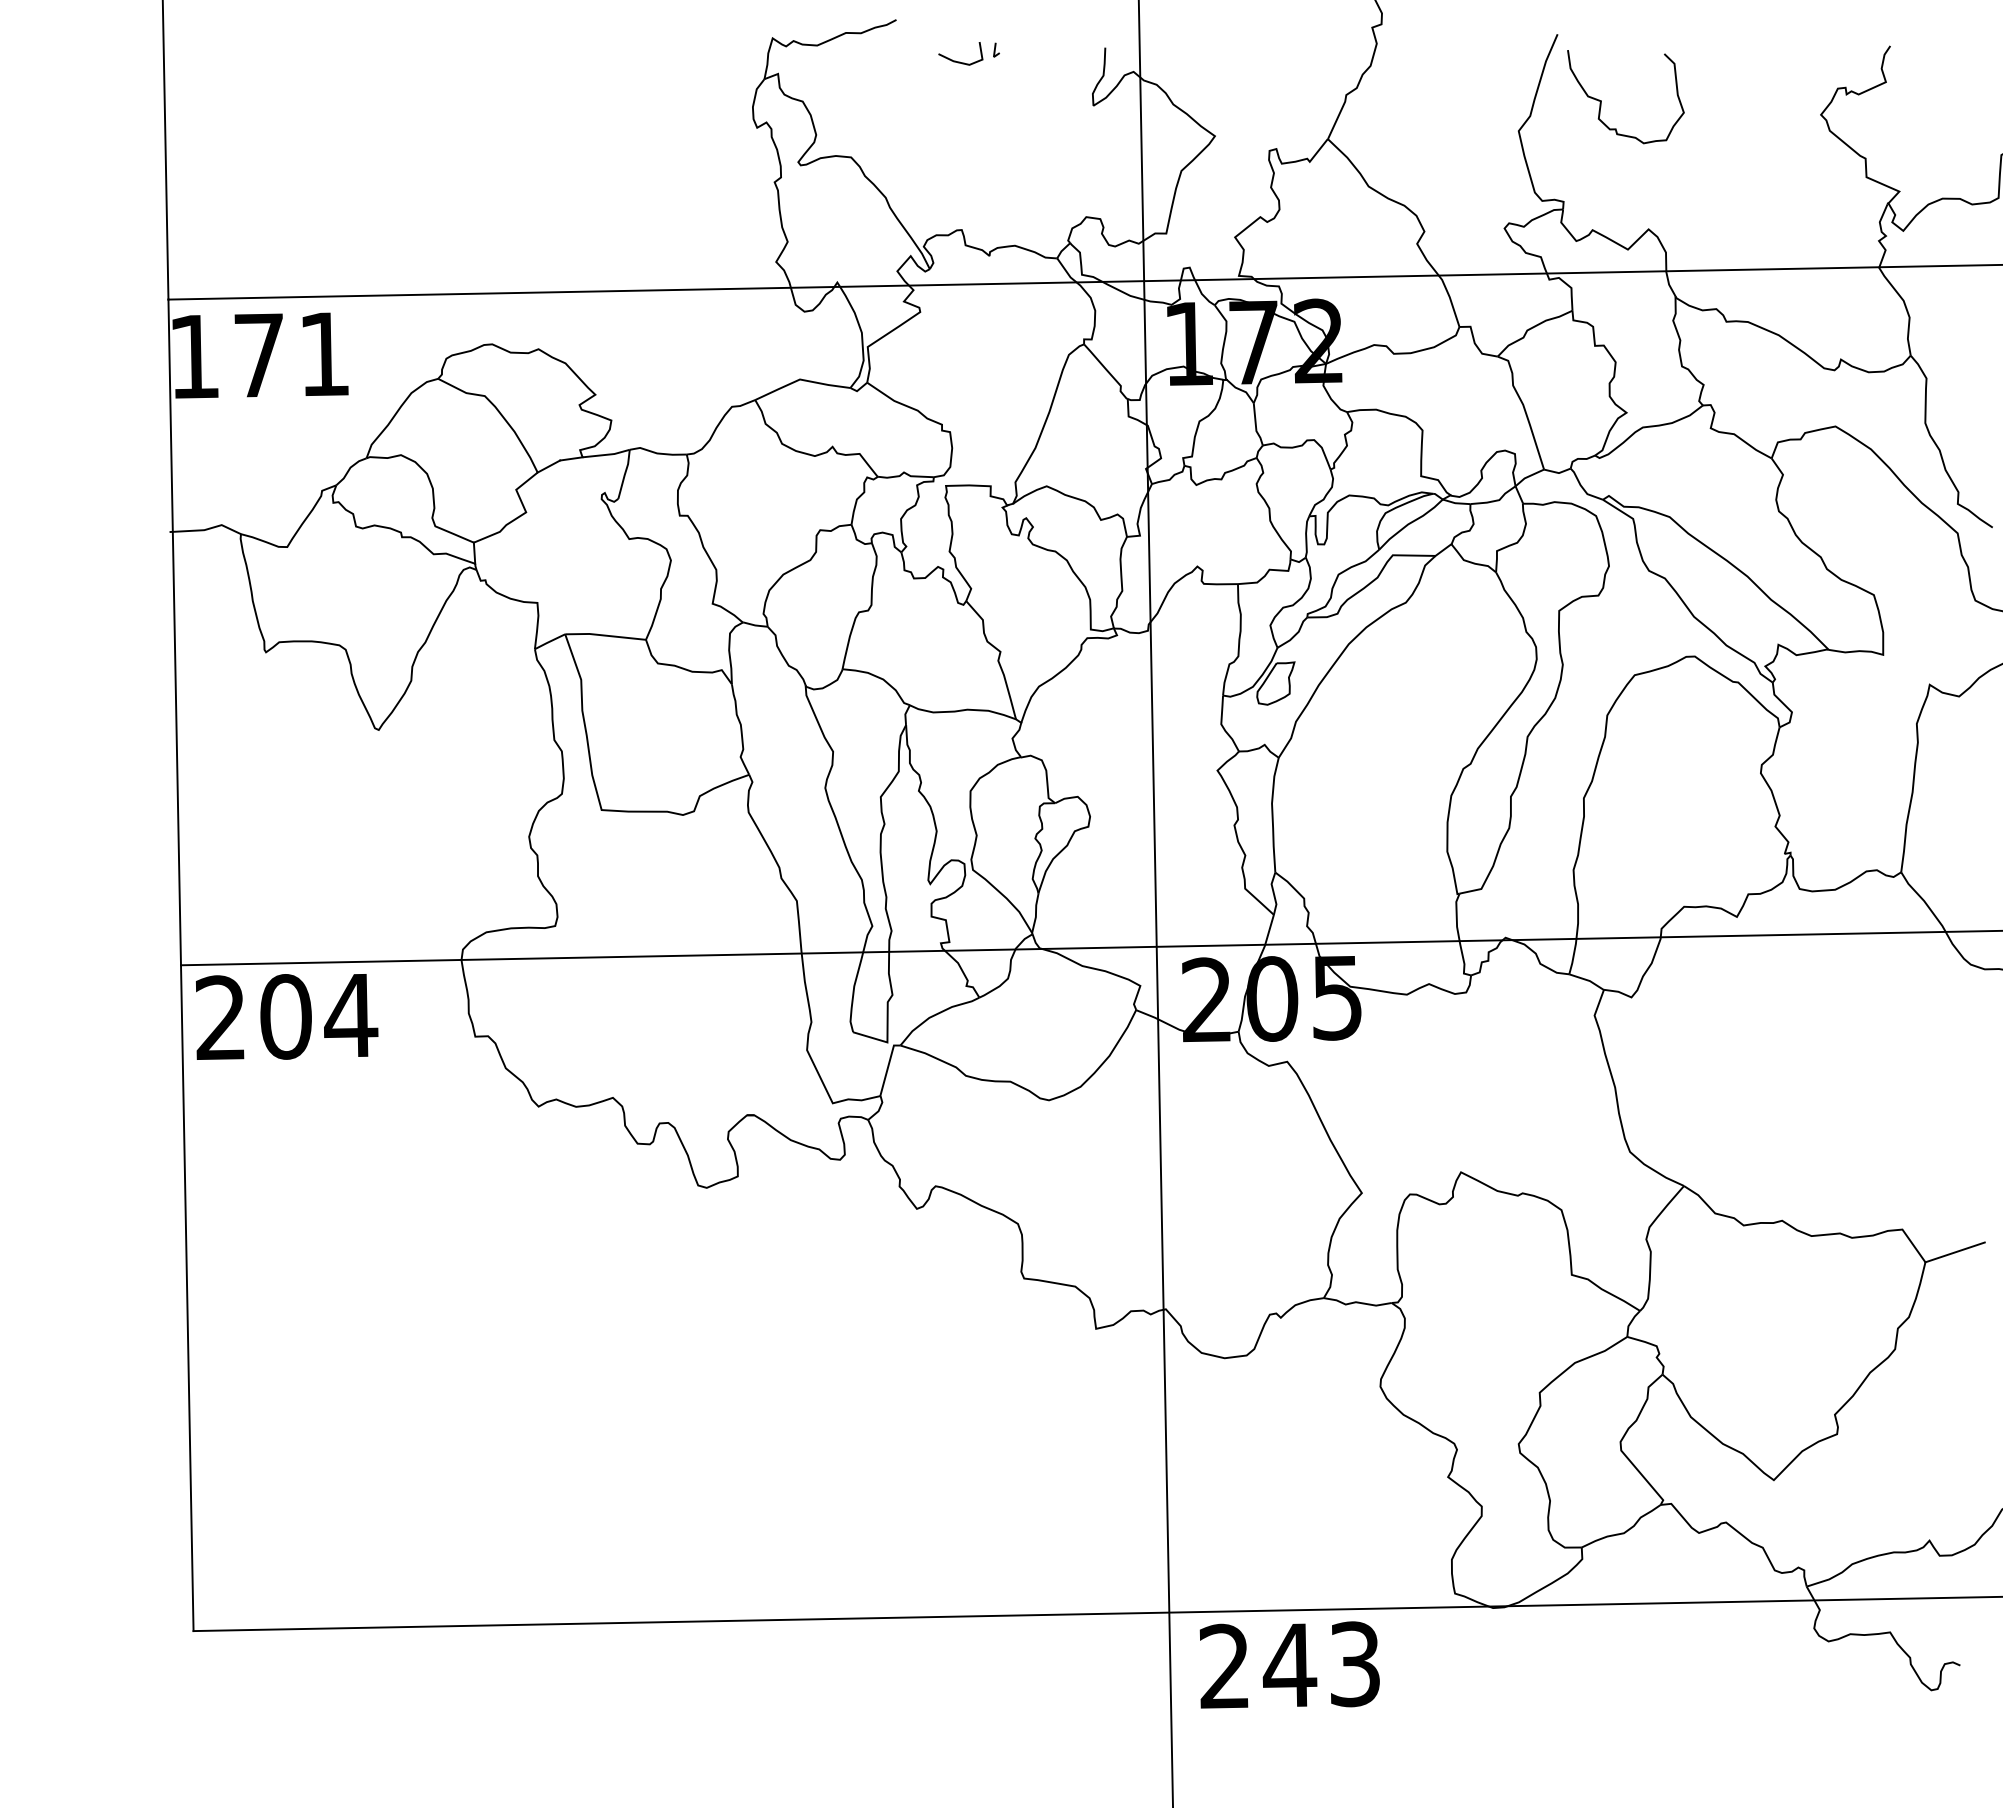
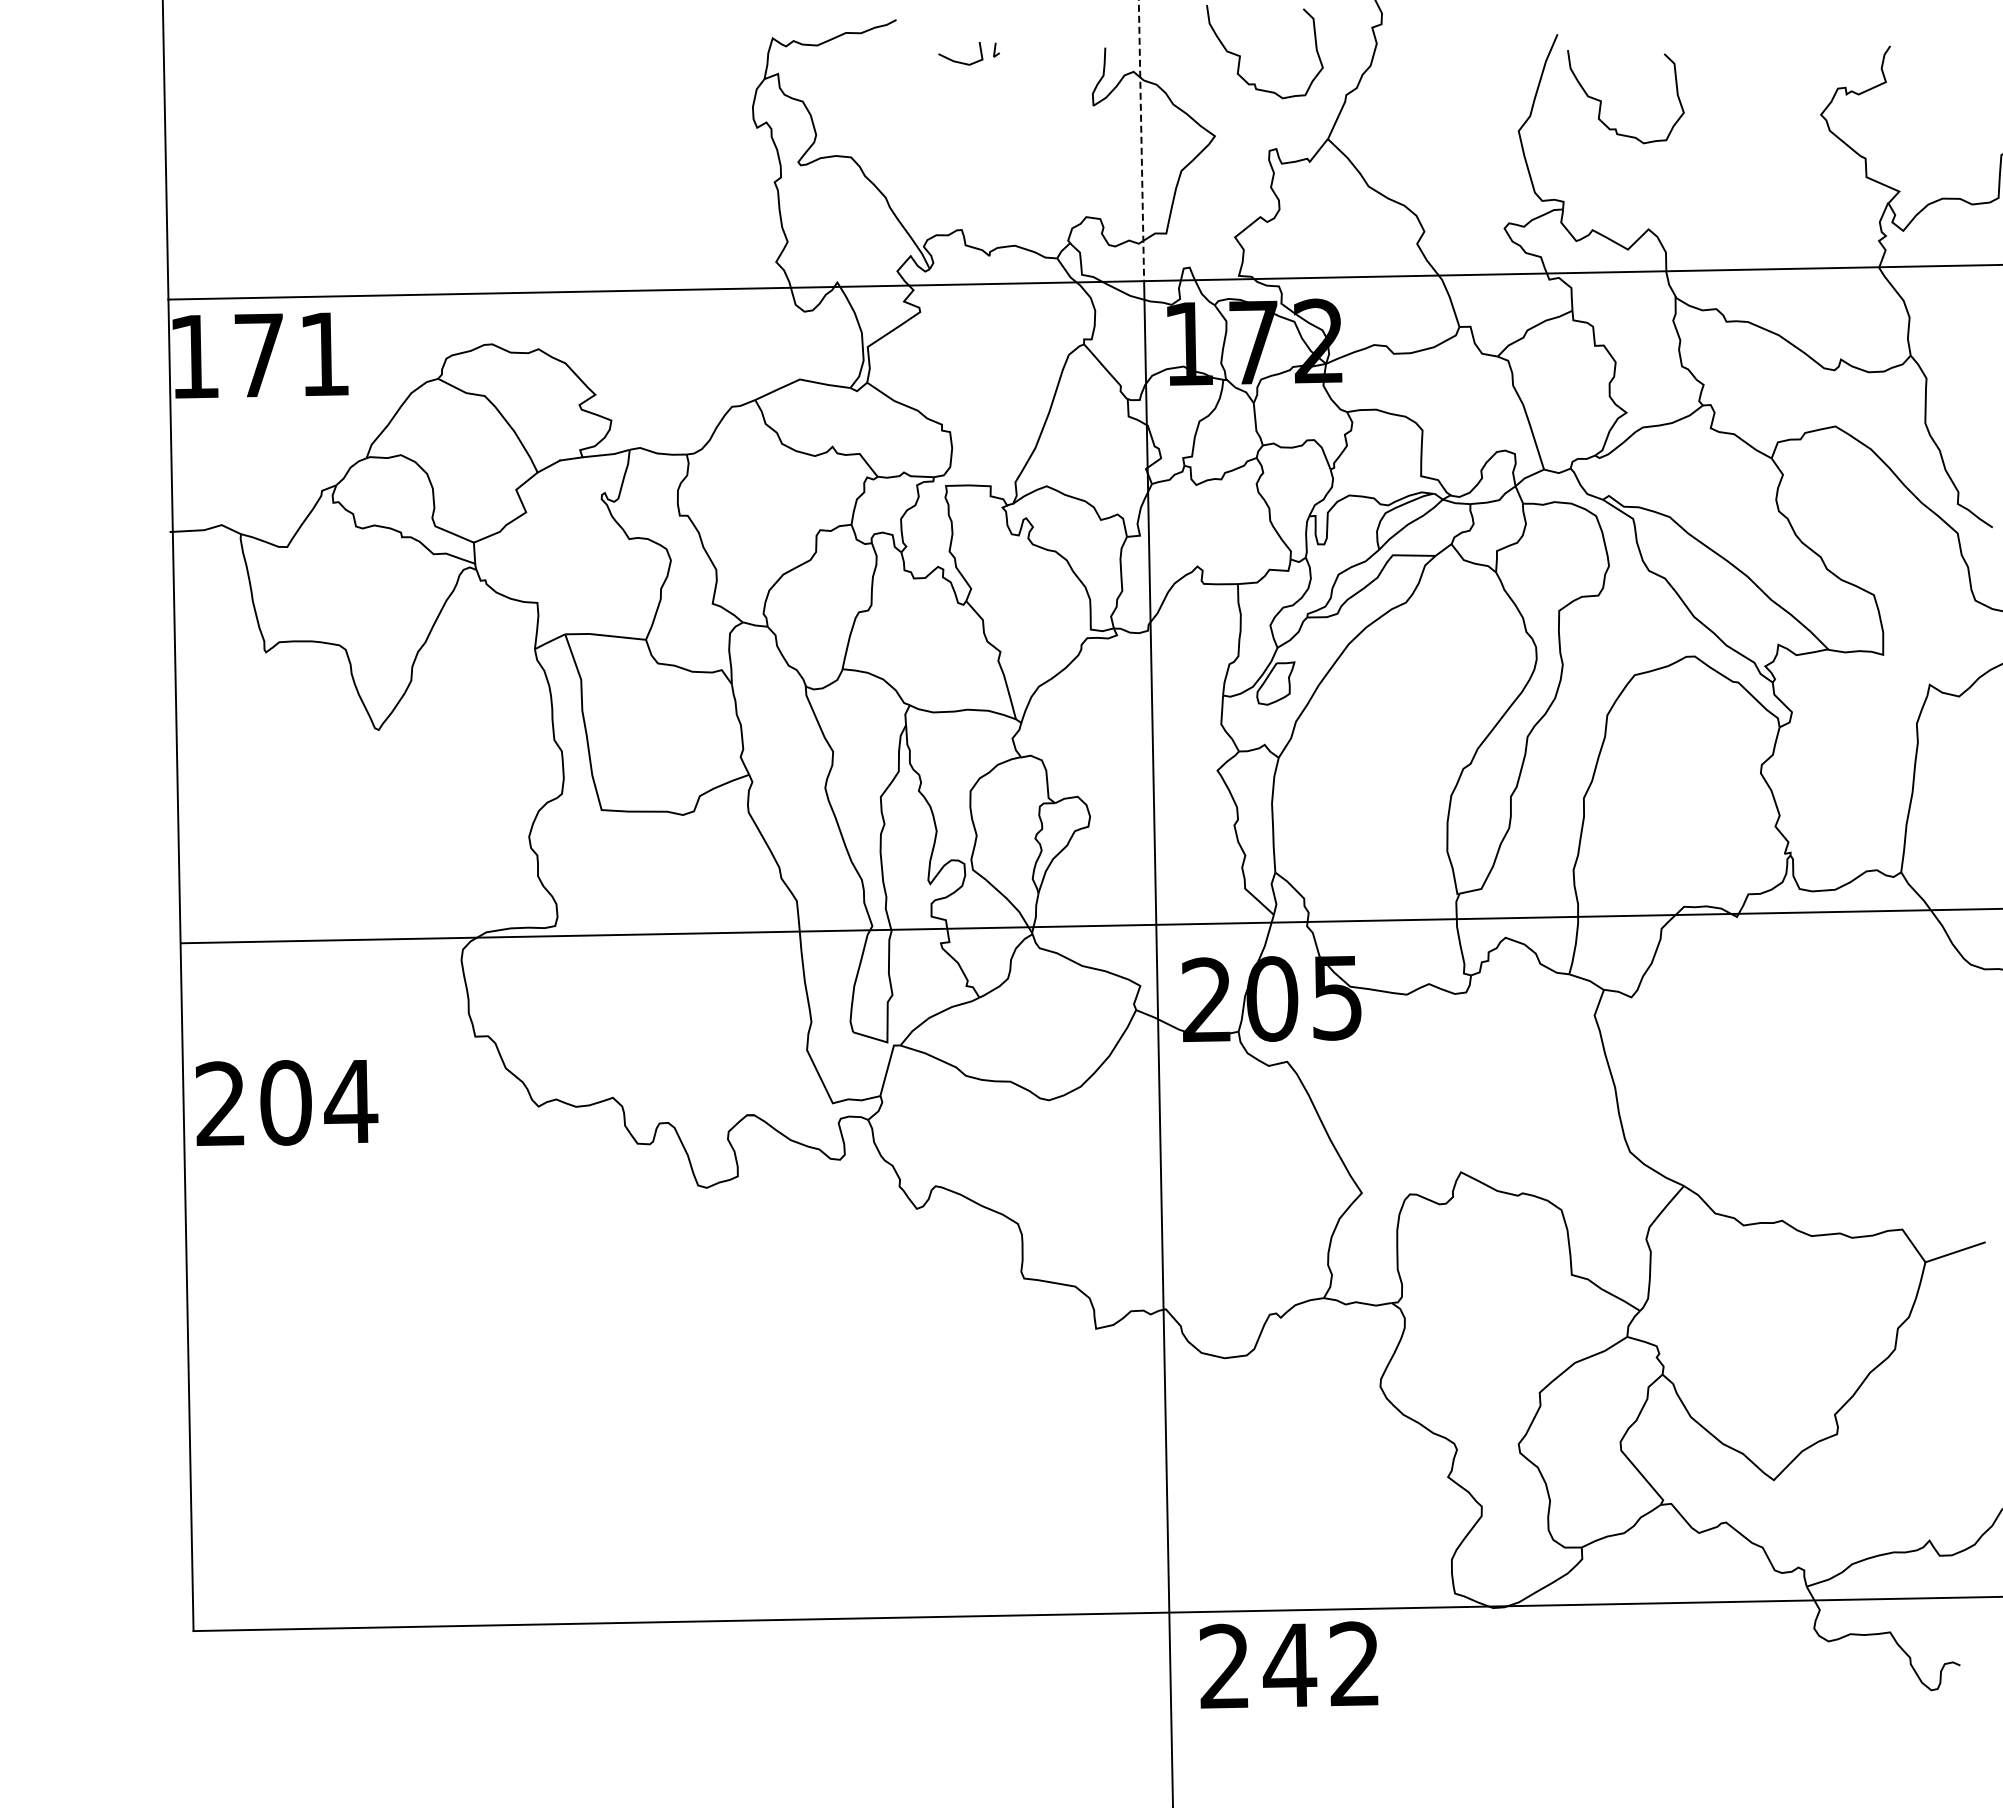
curve: none -> present (1240, 55)
line: solid -> dashed (1141, 141)
line position: (1089, 947) -> (1089, 925) (1089, 925)
text position: (287, 1016) -> (287, 1102) (287, 1102)
text: 243 -> 242 (1354, 1664)
